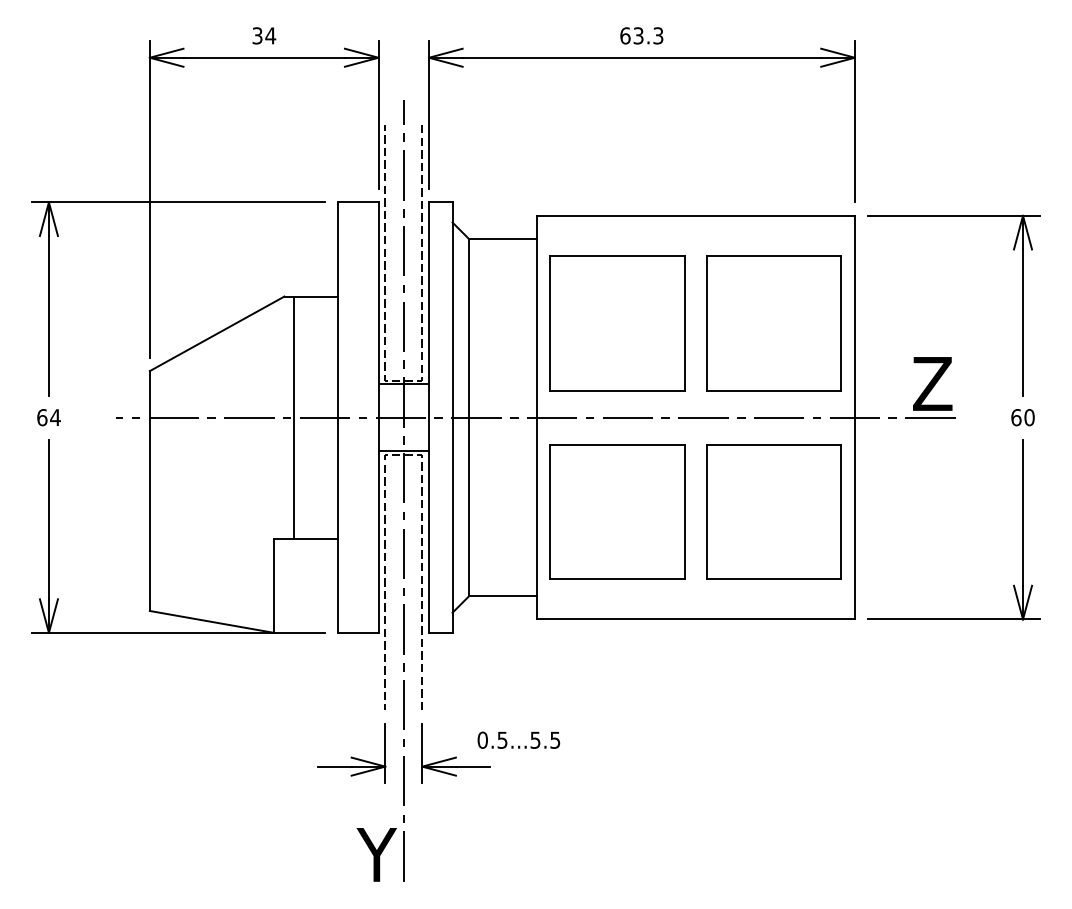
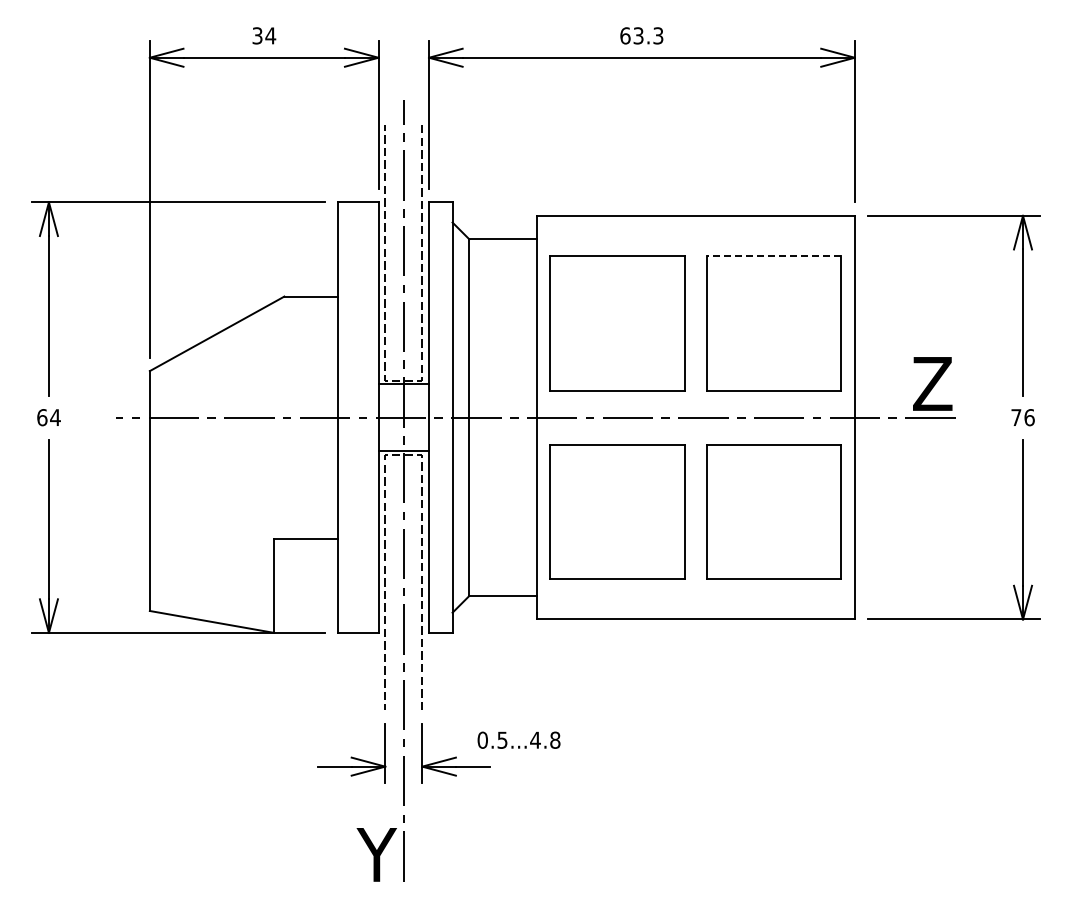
line: solid -> dashed (773, 256)
line: present -> none (294, 417)
text: 60 -> 76 (1022, 417)
text: 0.5...5.5 -> 0.5...4.8 (545, 739)
